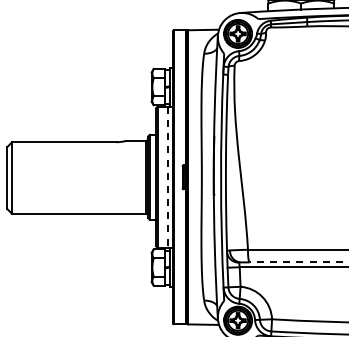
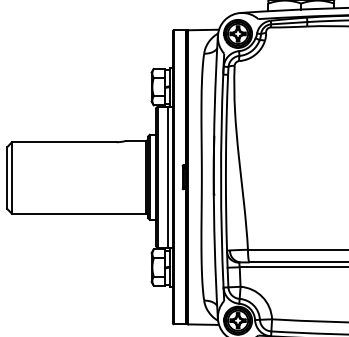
line: dashed -> solid (167, 177)
line: dashed -> solid (298, 262)
